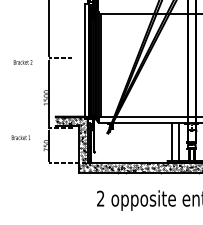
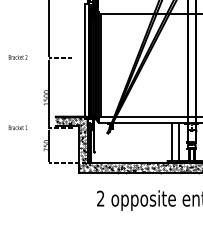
text position: (22, 62) -> (17, 57) (17, 57)
text position: (20, 137) -> (17, 127) (17, 127)
